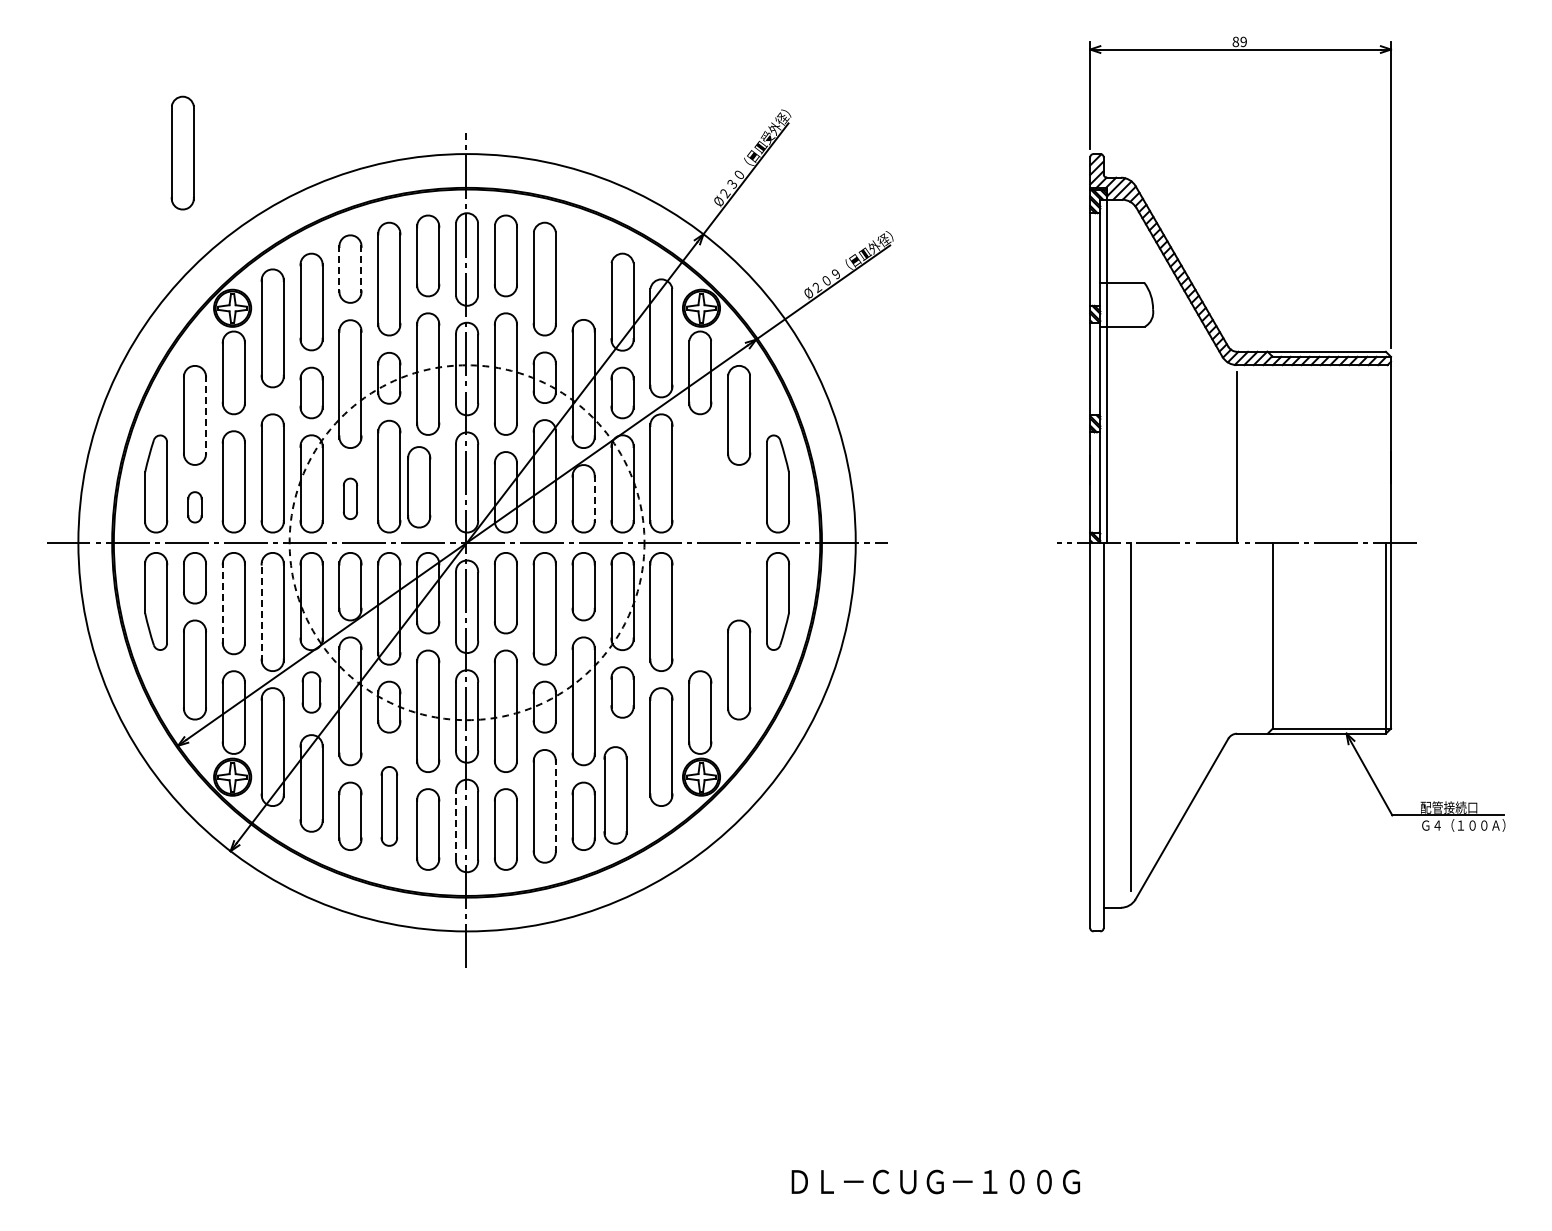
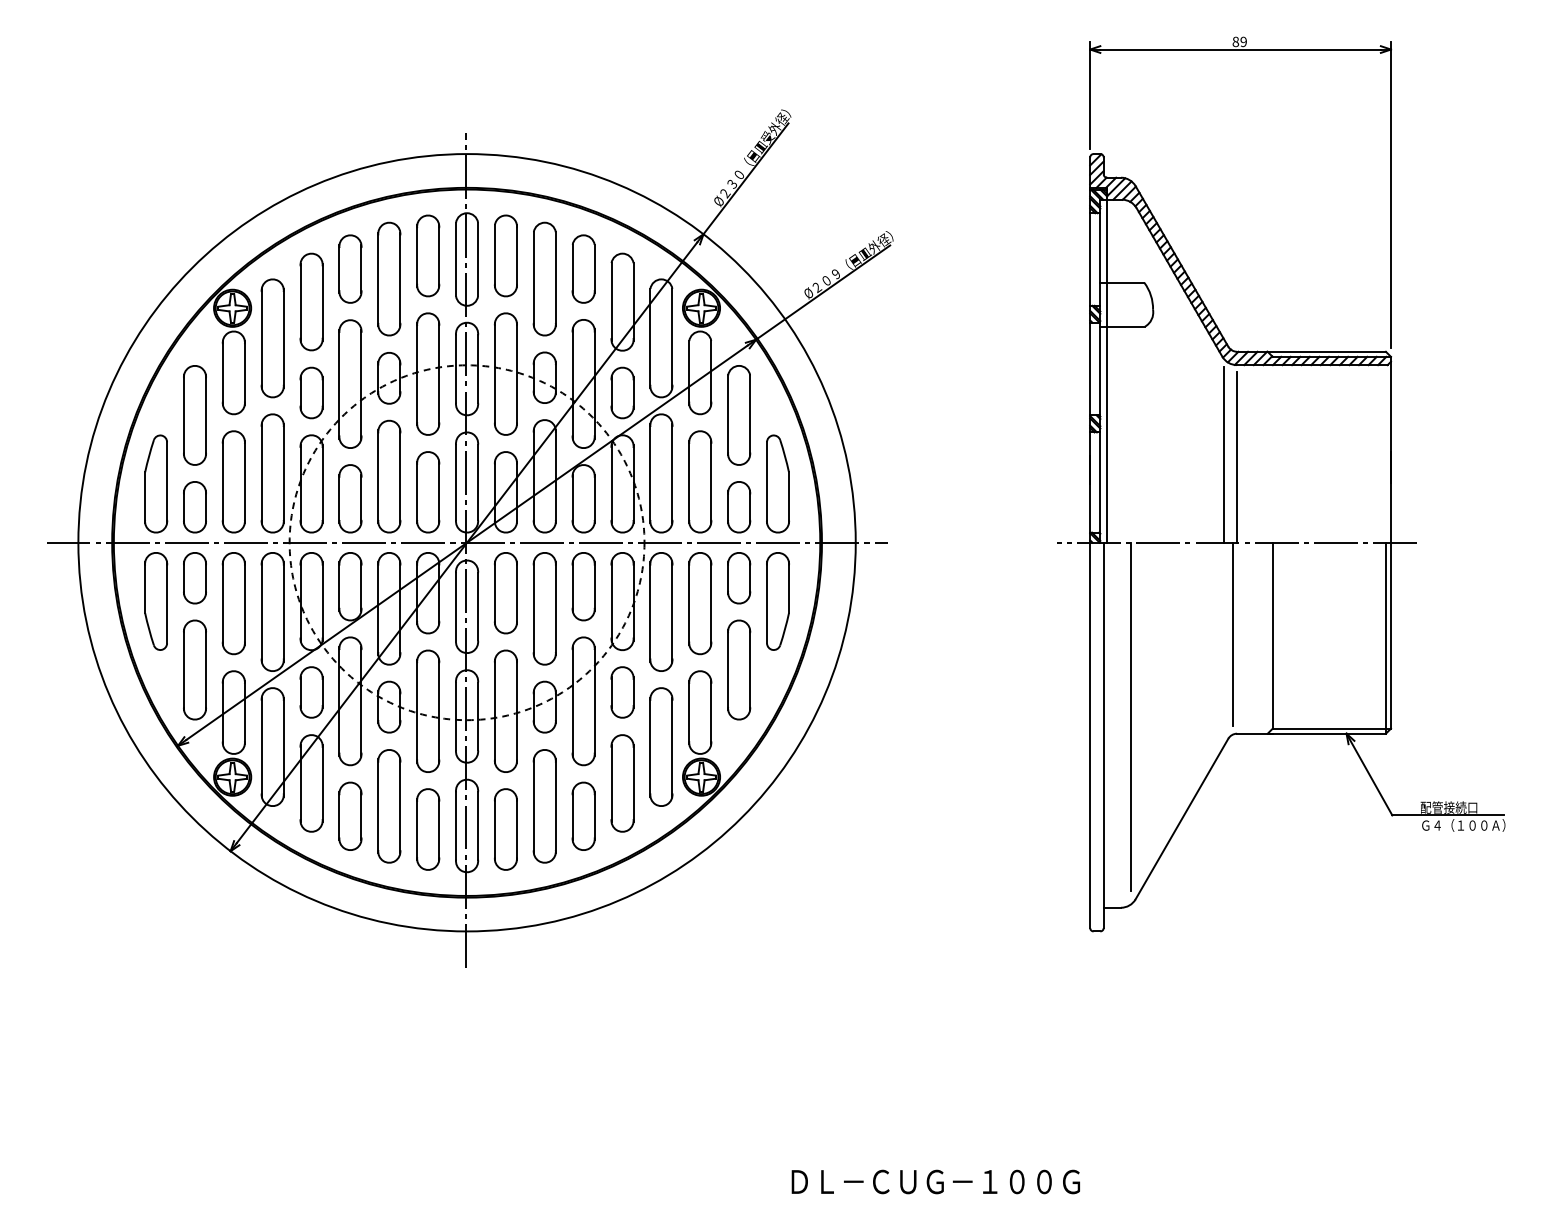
part: present -> none (182, 152)
part: none -> present (583, 268)
line: dashed -> solid (339, 269)
line: dashed -> solid (361, 269)
part position: (272, 328) -> (272, 338) (272, 338)
line: dashed -> solid (205, 415)
line: none -> present (1224, 454)
part: none -> present (700, 481)
part position: (419, 487) -> (428, 492) (428, 492)
part size: 16x43 px -> 25x70 px (350, 498)
line: dashed -> solid (594, 499)
part size: 16x33 px -> 24x53 px (194, 507)
part: none -> present (739, 507)
part: none -> present (739, 578)
line: dashed -> solid (222, 603)
part: none -> present (700, 603)
line: dashed -> solid (261, 612)
line: none -> present (1232, 634)
part size: 21x43 px -> 25x53 px (311, 692)
part position: (615, 795) -> (622, 783) (622, 783)
part size: 18x81 px -> 25x115 px (389, 806)
line: dashed -> solid (555, 806)
line: dashed -> solid (456, 825)
